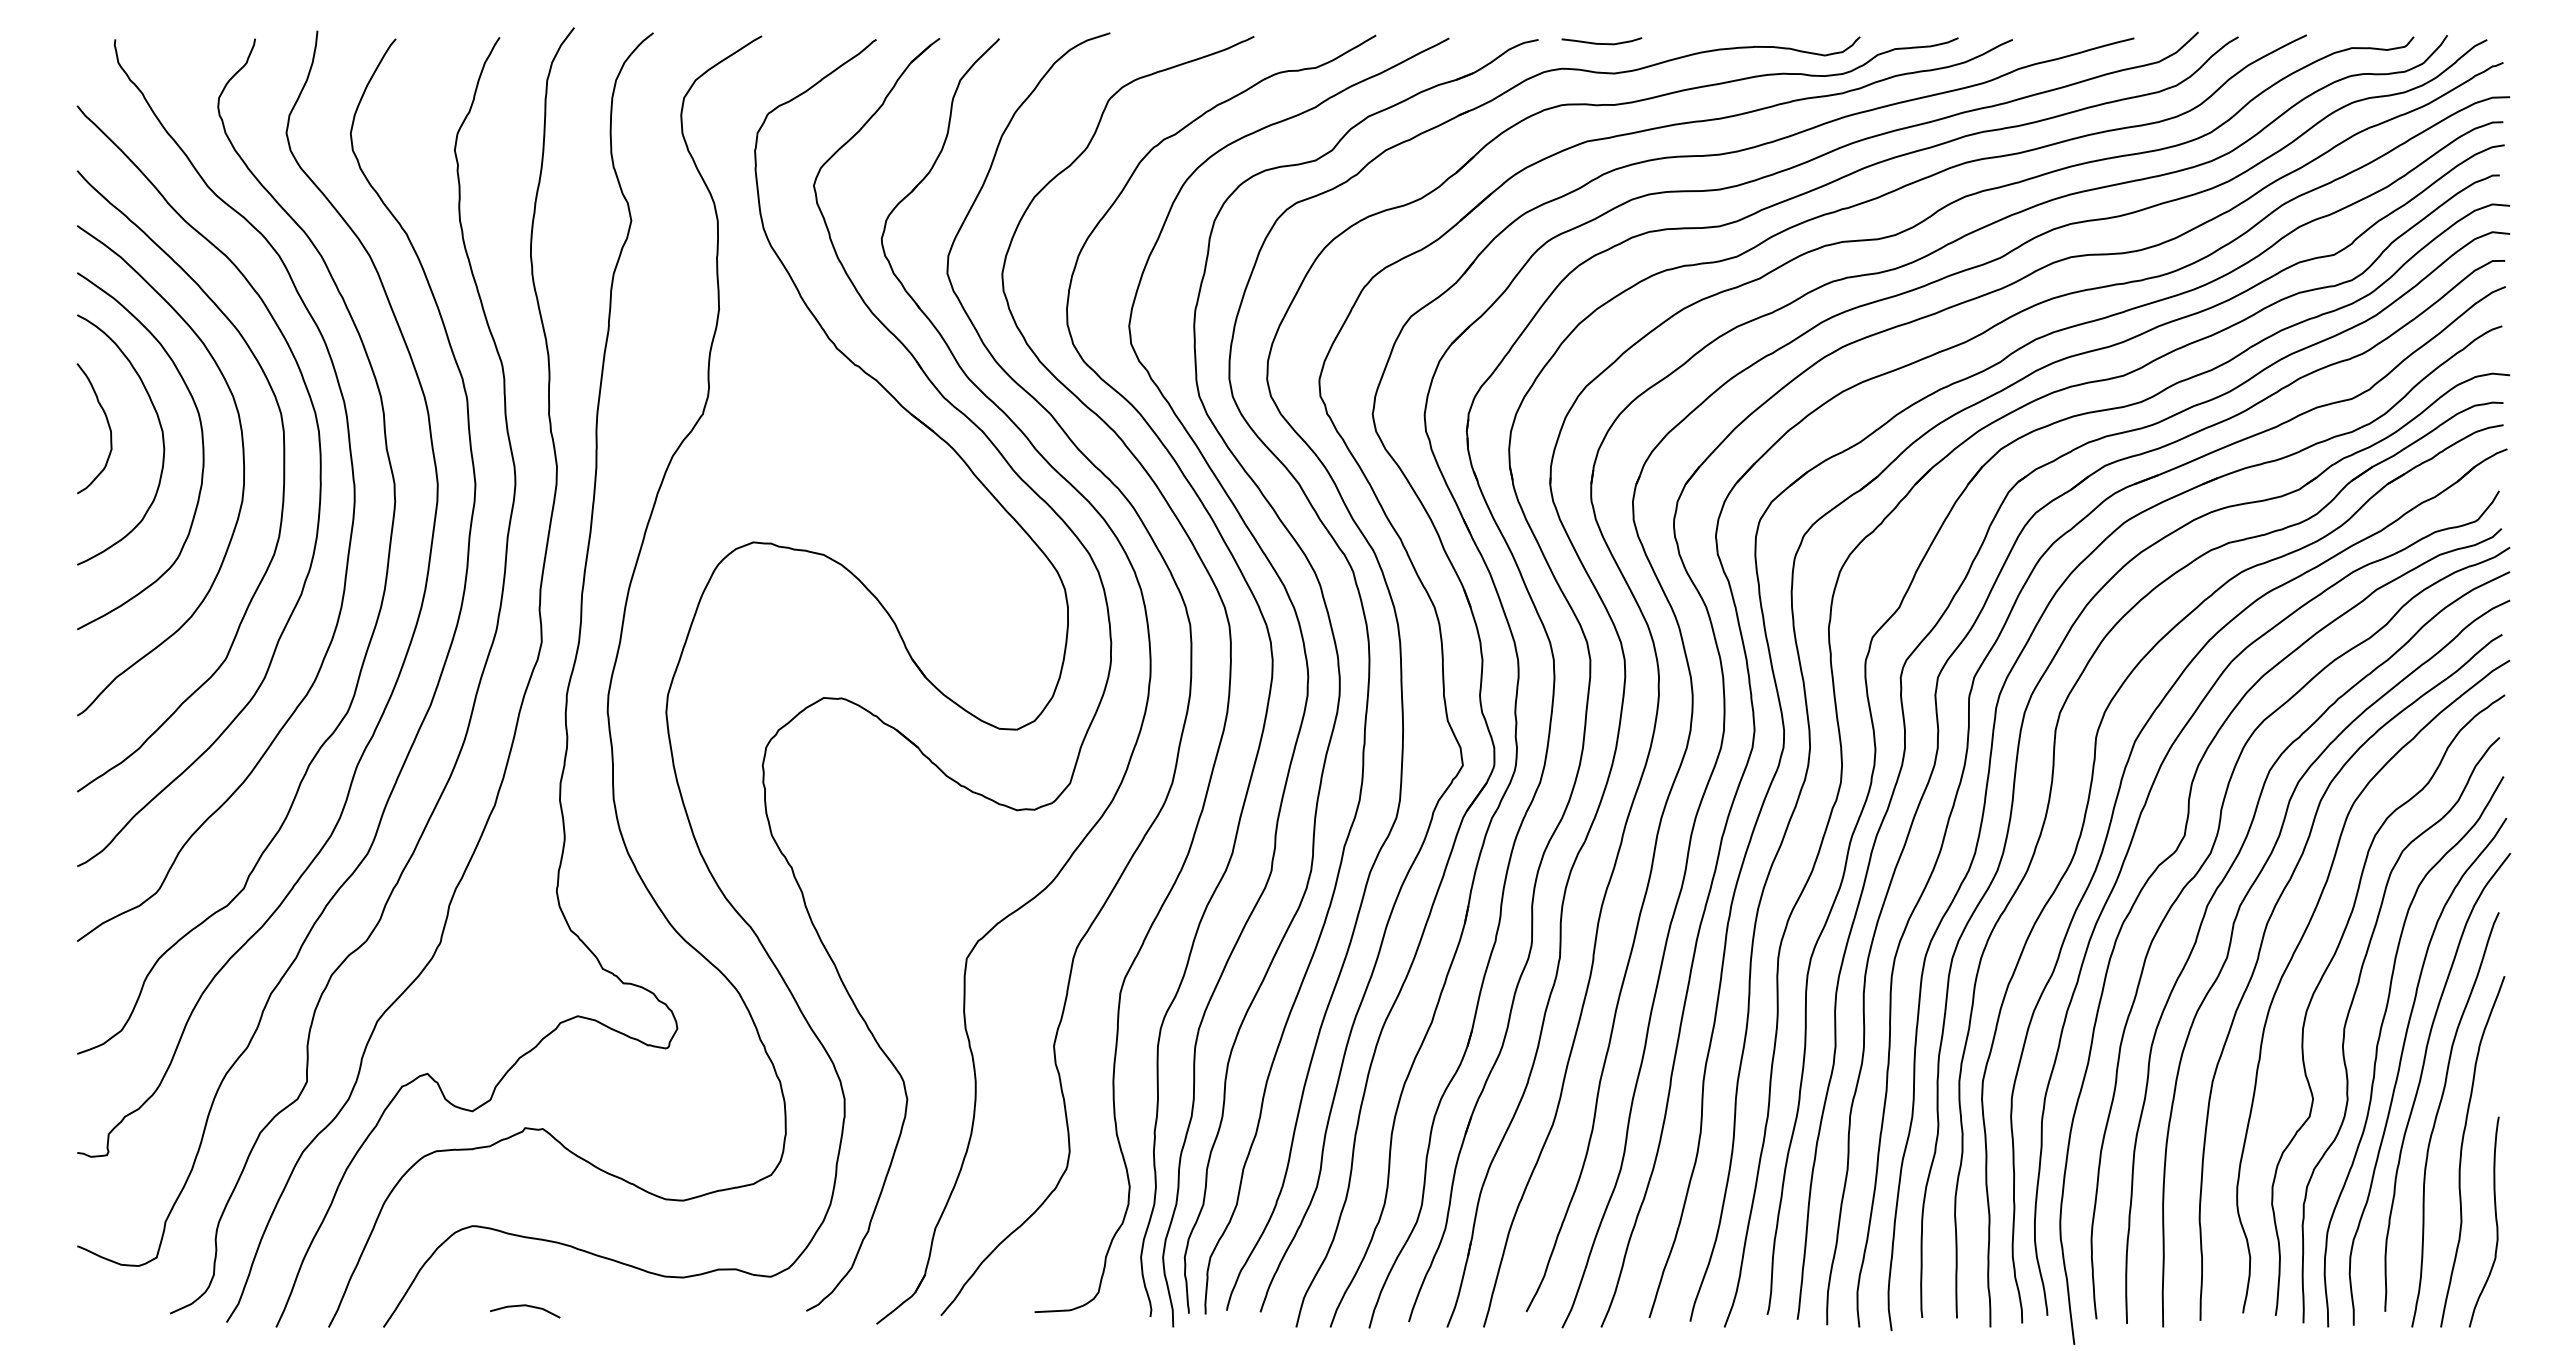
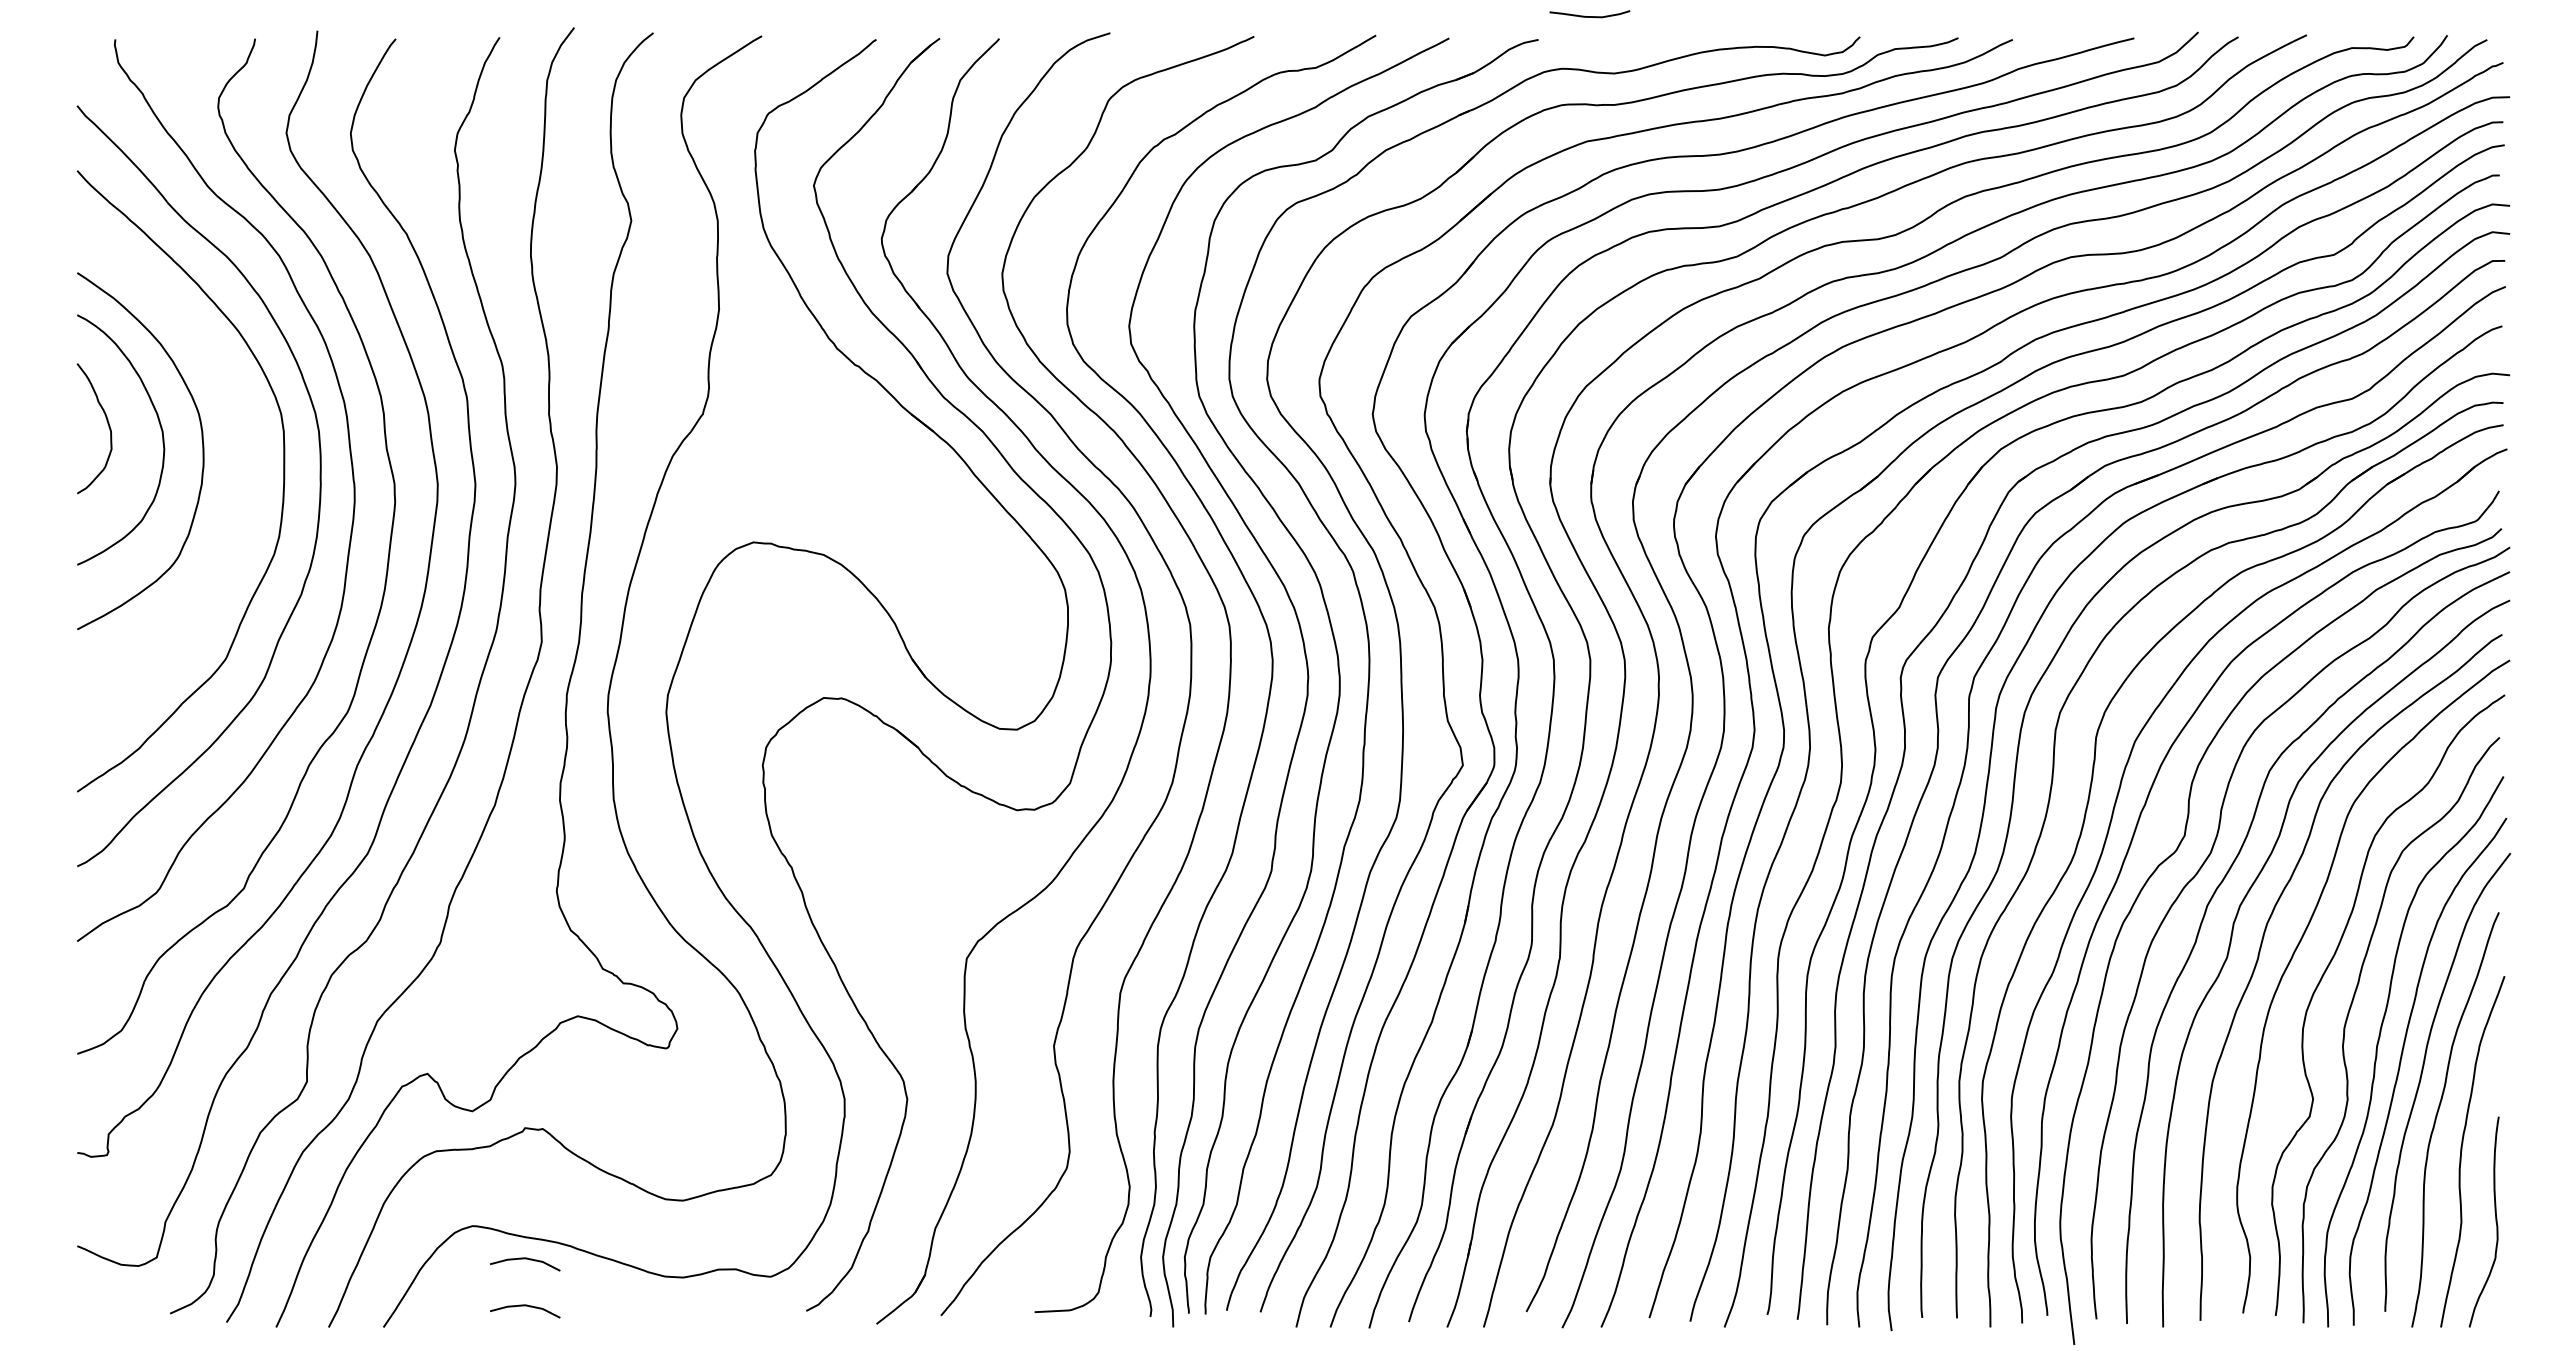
curve position: (1601, 43) -> (1589, 16) (1589, 16)
curve: present -> none (242, 458)
curve: none -> present (525, 1259)
